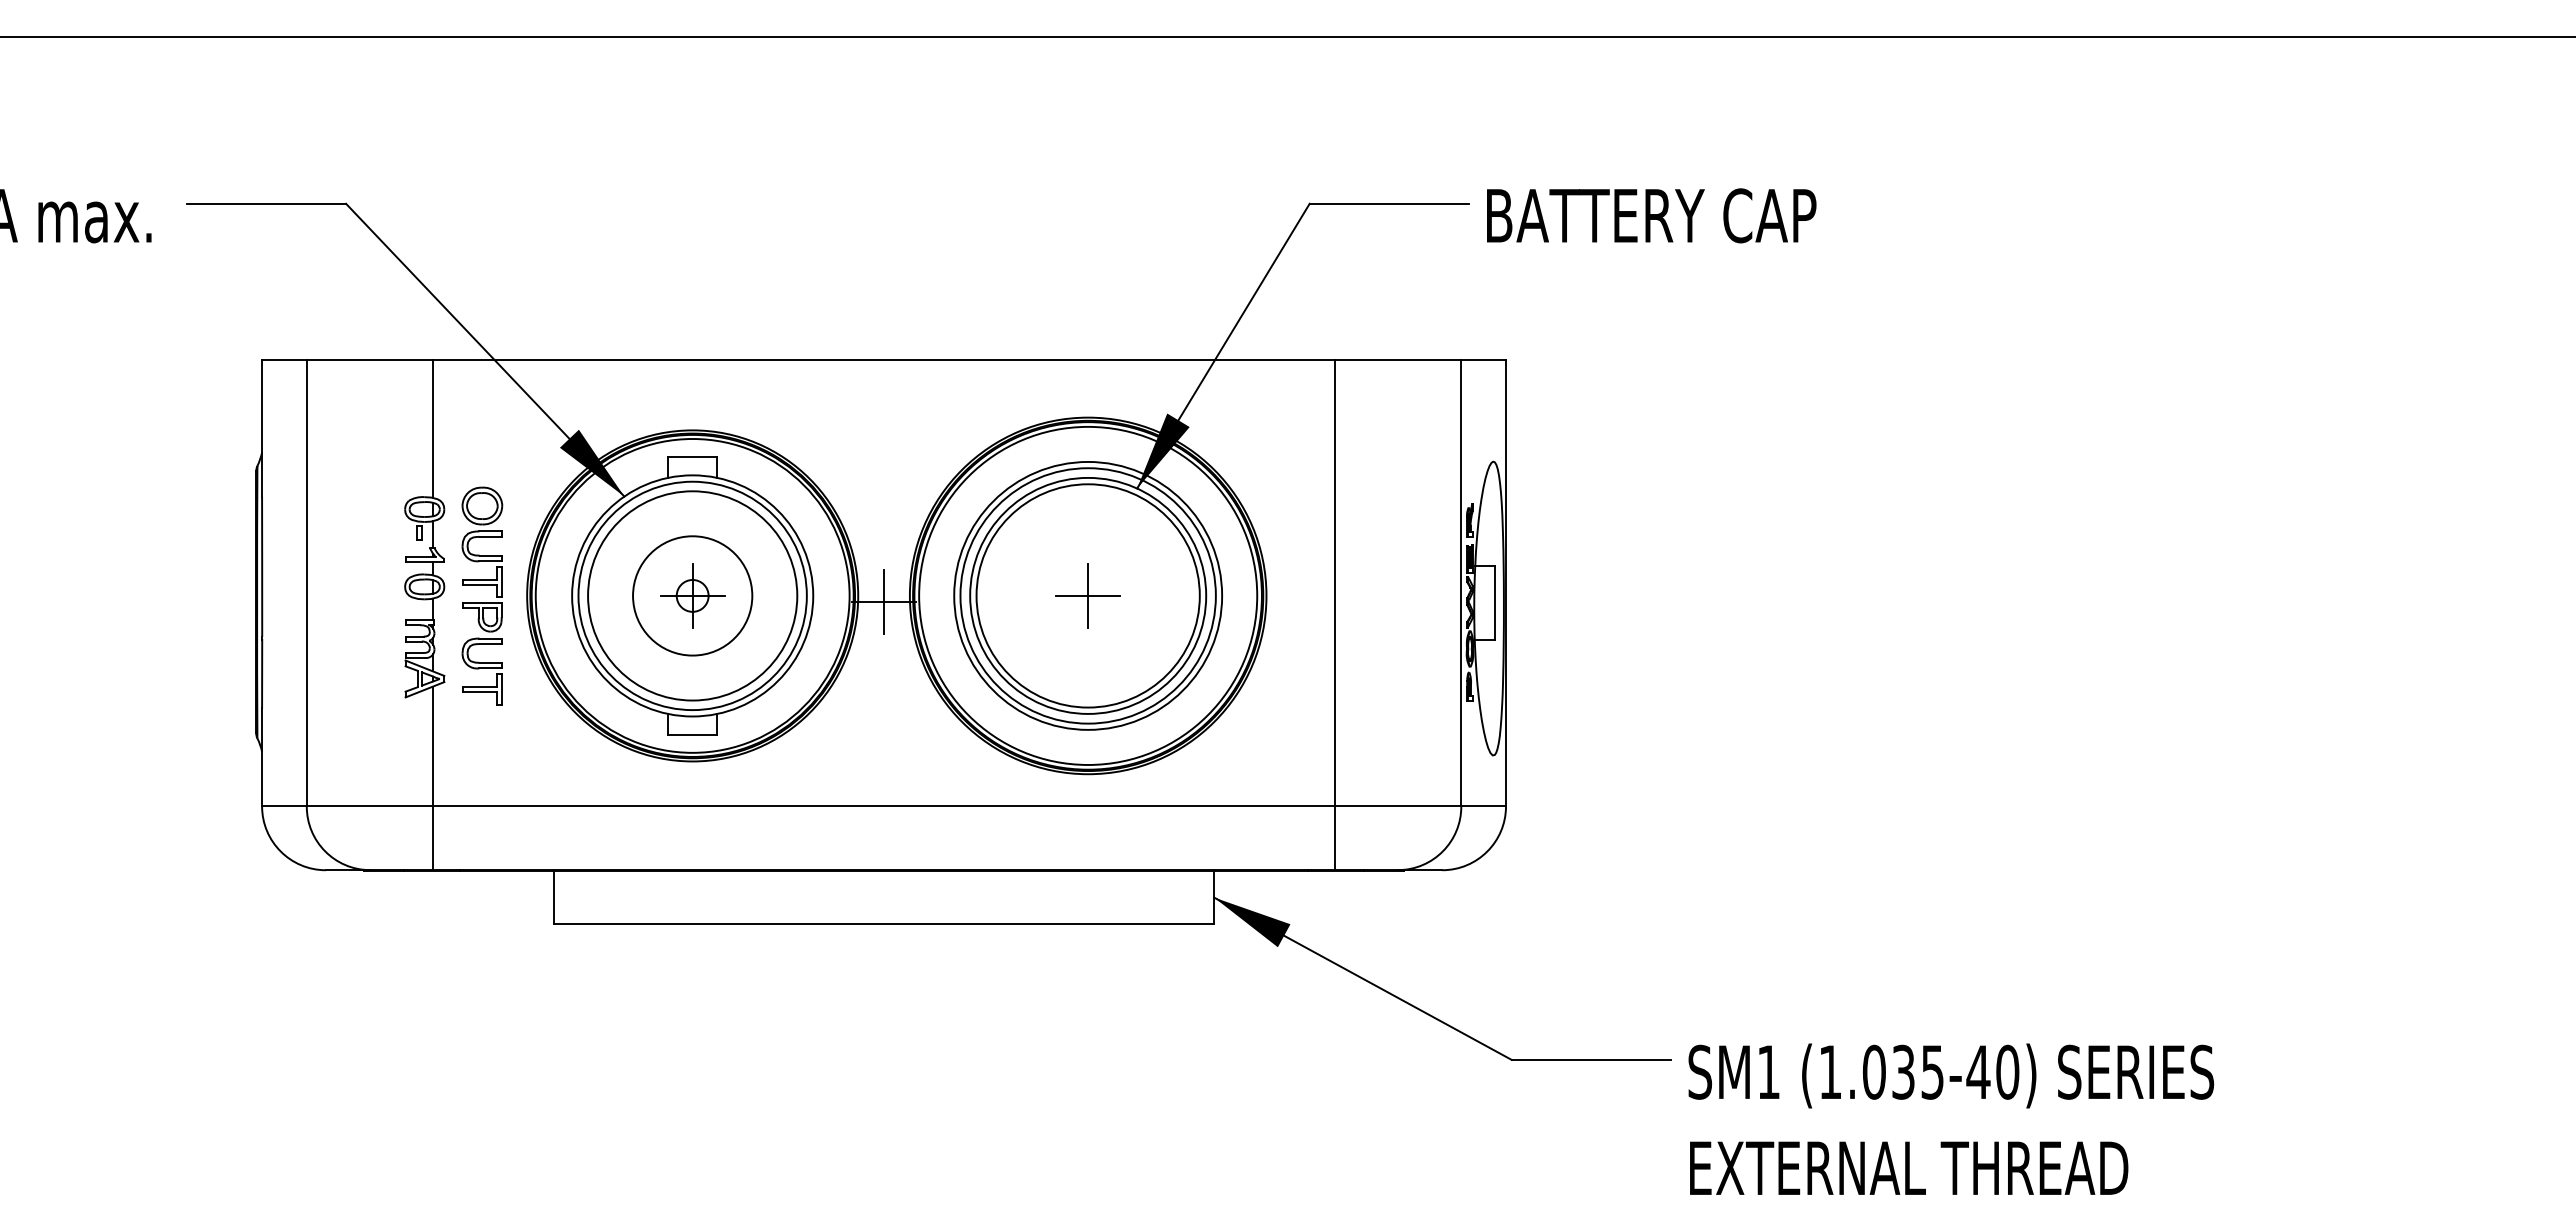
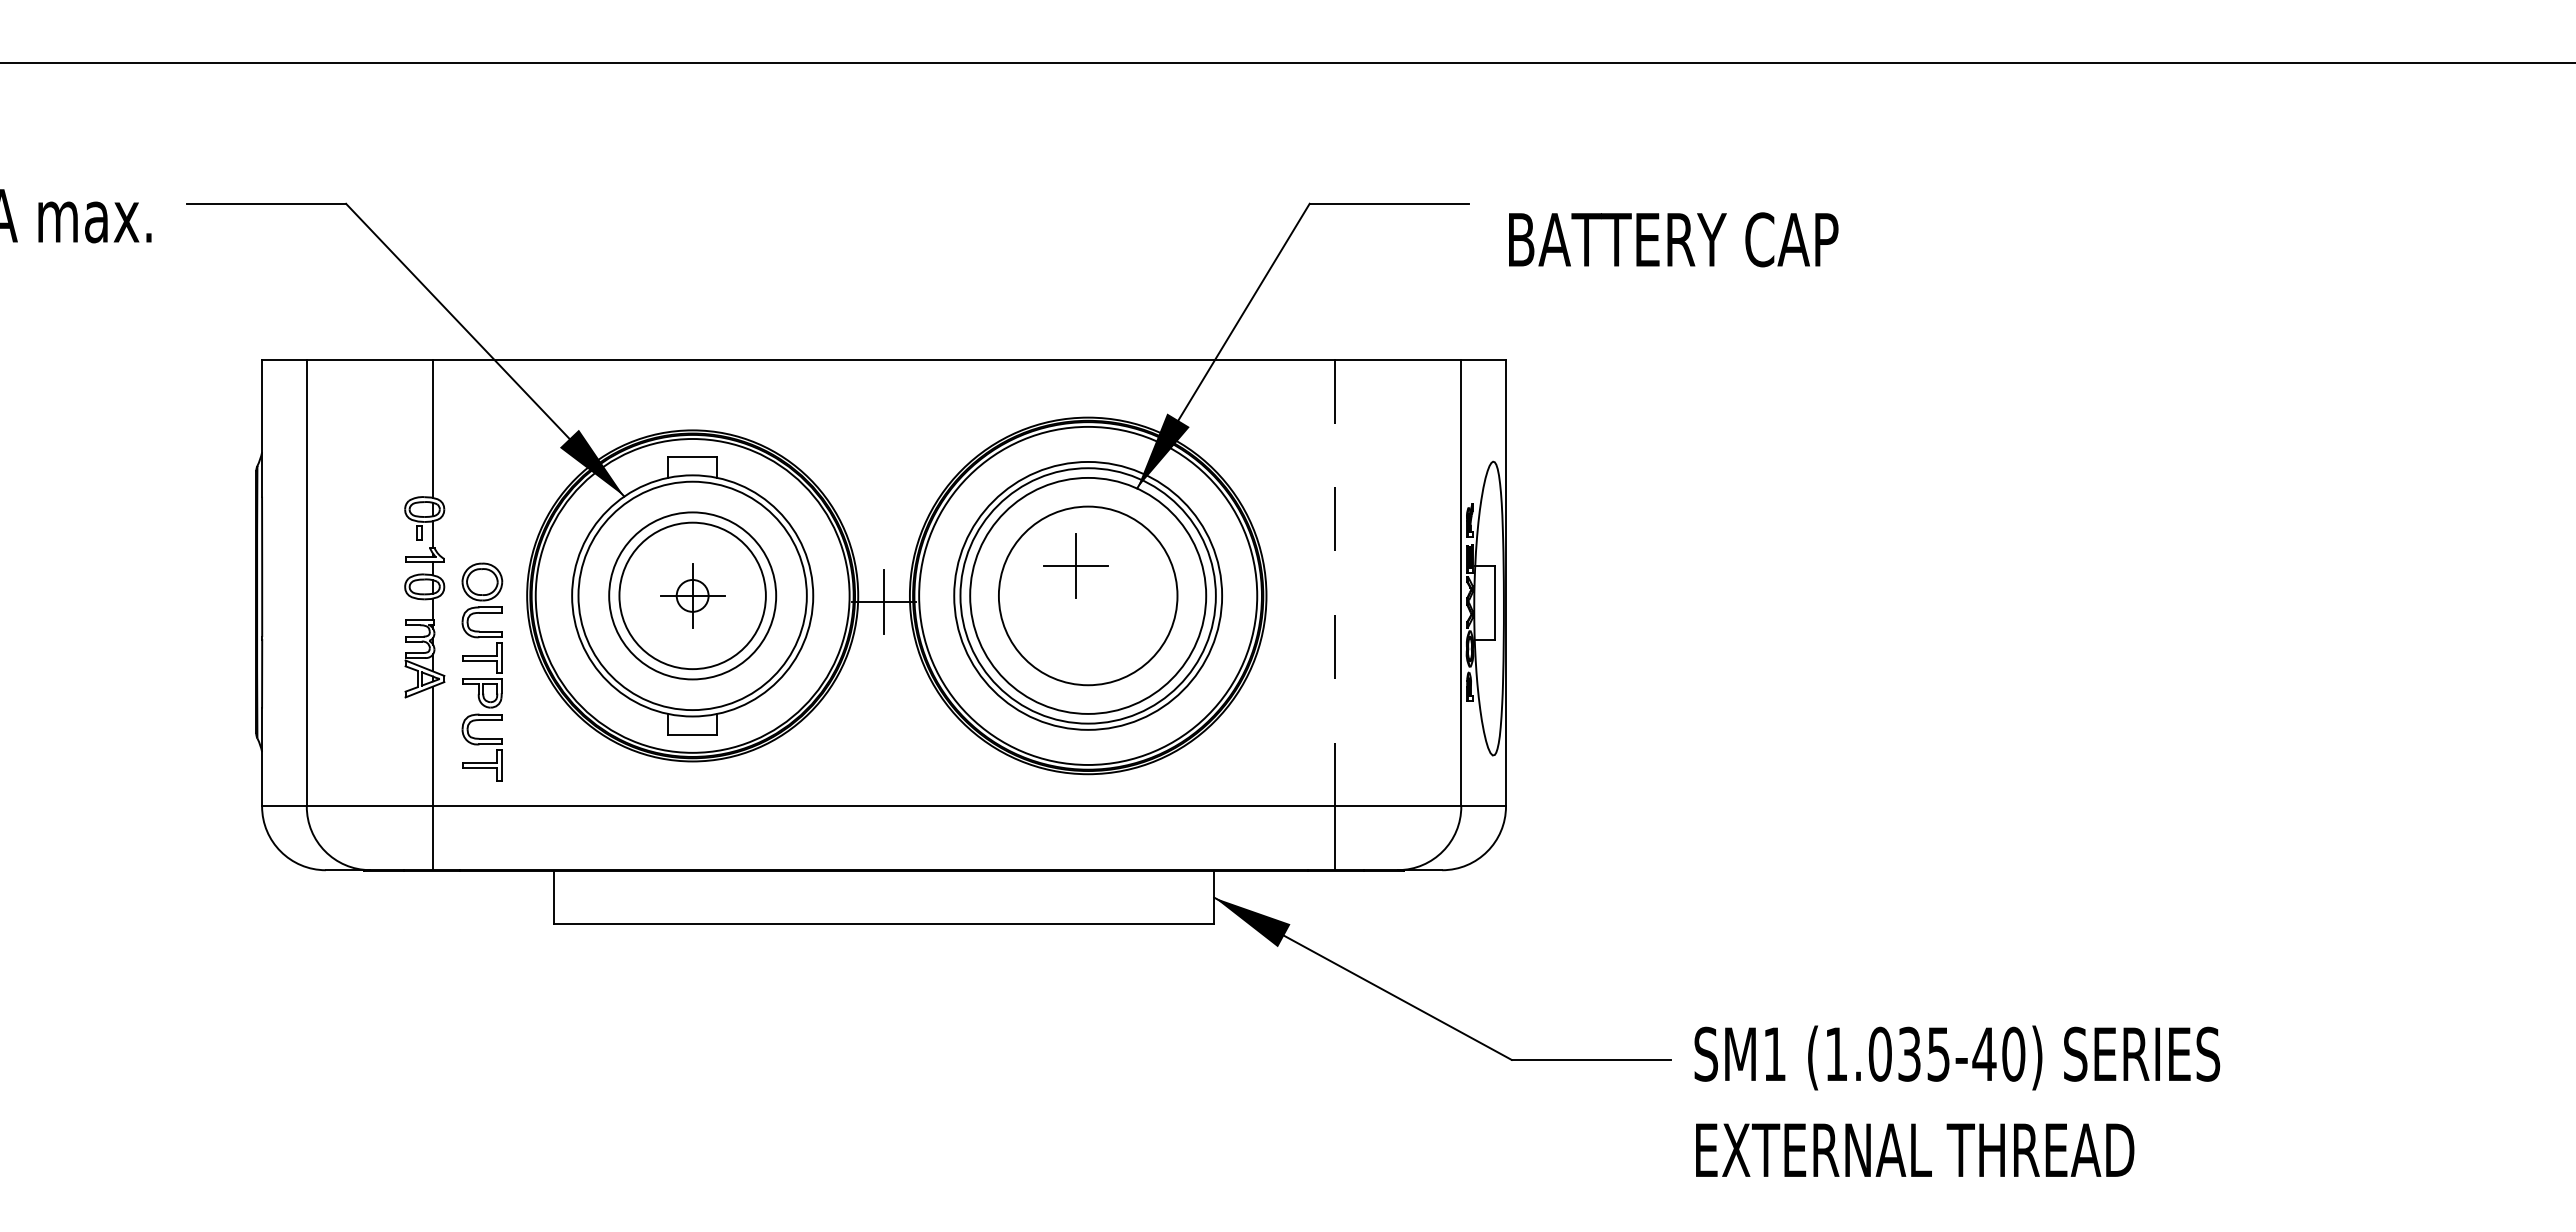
line position: (1287, 37) -> (1287, 63) (1287, 63)
text position: (1651, 215) -> (1673, 239) (1673, 239)
line: solid -> dashed (1334, 582)
circle diameter: 119 px -> 167 px (692, 595)
circle diameter: 209 px -> 146 px (692, 595)
circle diameter: 223 px -> 179 px (1087, 595)
part position: (1087, 595) -> (1075, 565) (1075, 565)
part position: (482, 602) -> (482, 678) (482, 678)
text position: (1951, 1118) -> (1957, 1100) (1957, 1100)
